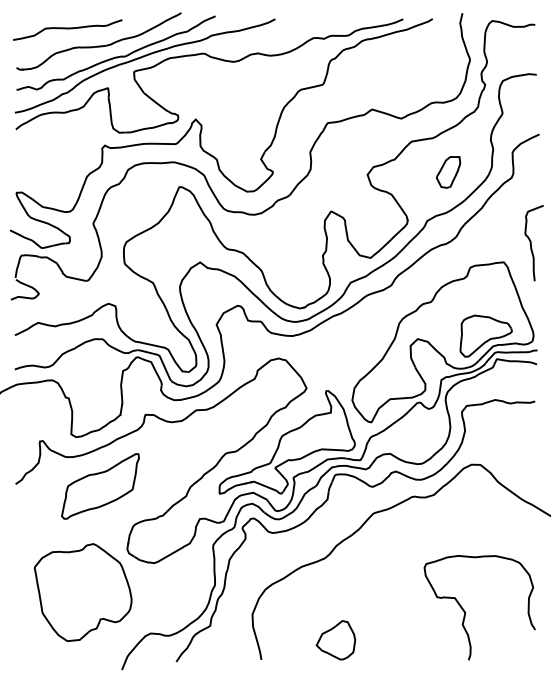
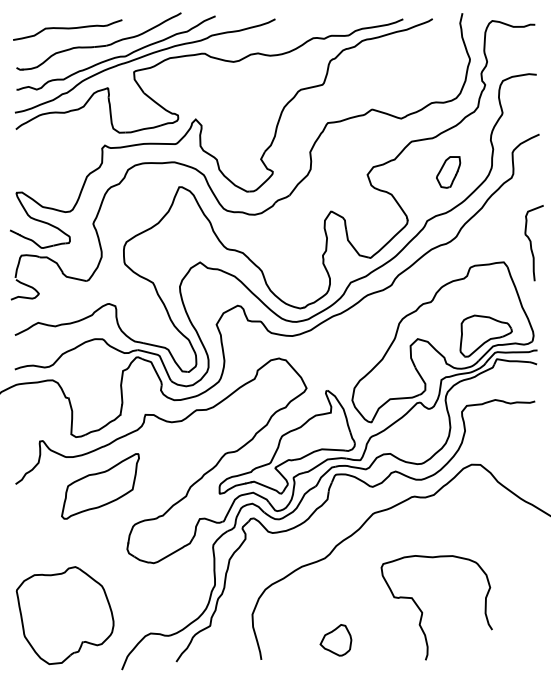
part position: (82, 592) -> (64, 615) (64, 615)
curve position: (466, 612) -> (423, 612) (423, 612)
part size: 42x41 px -> 34x33 px (335, 640)
